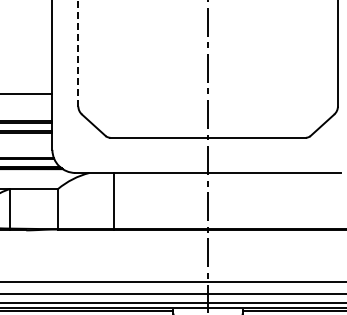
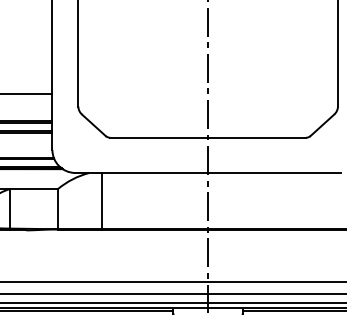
line: dashed -> solid (78, 53)
line position: (114, 200) -> (102, 200) (102, 200)
